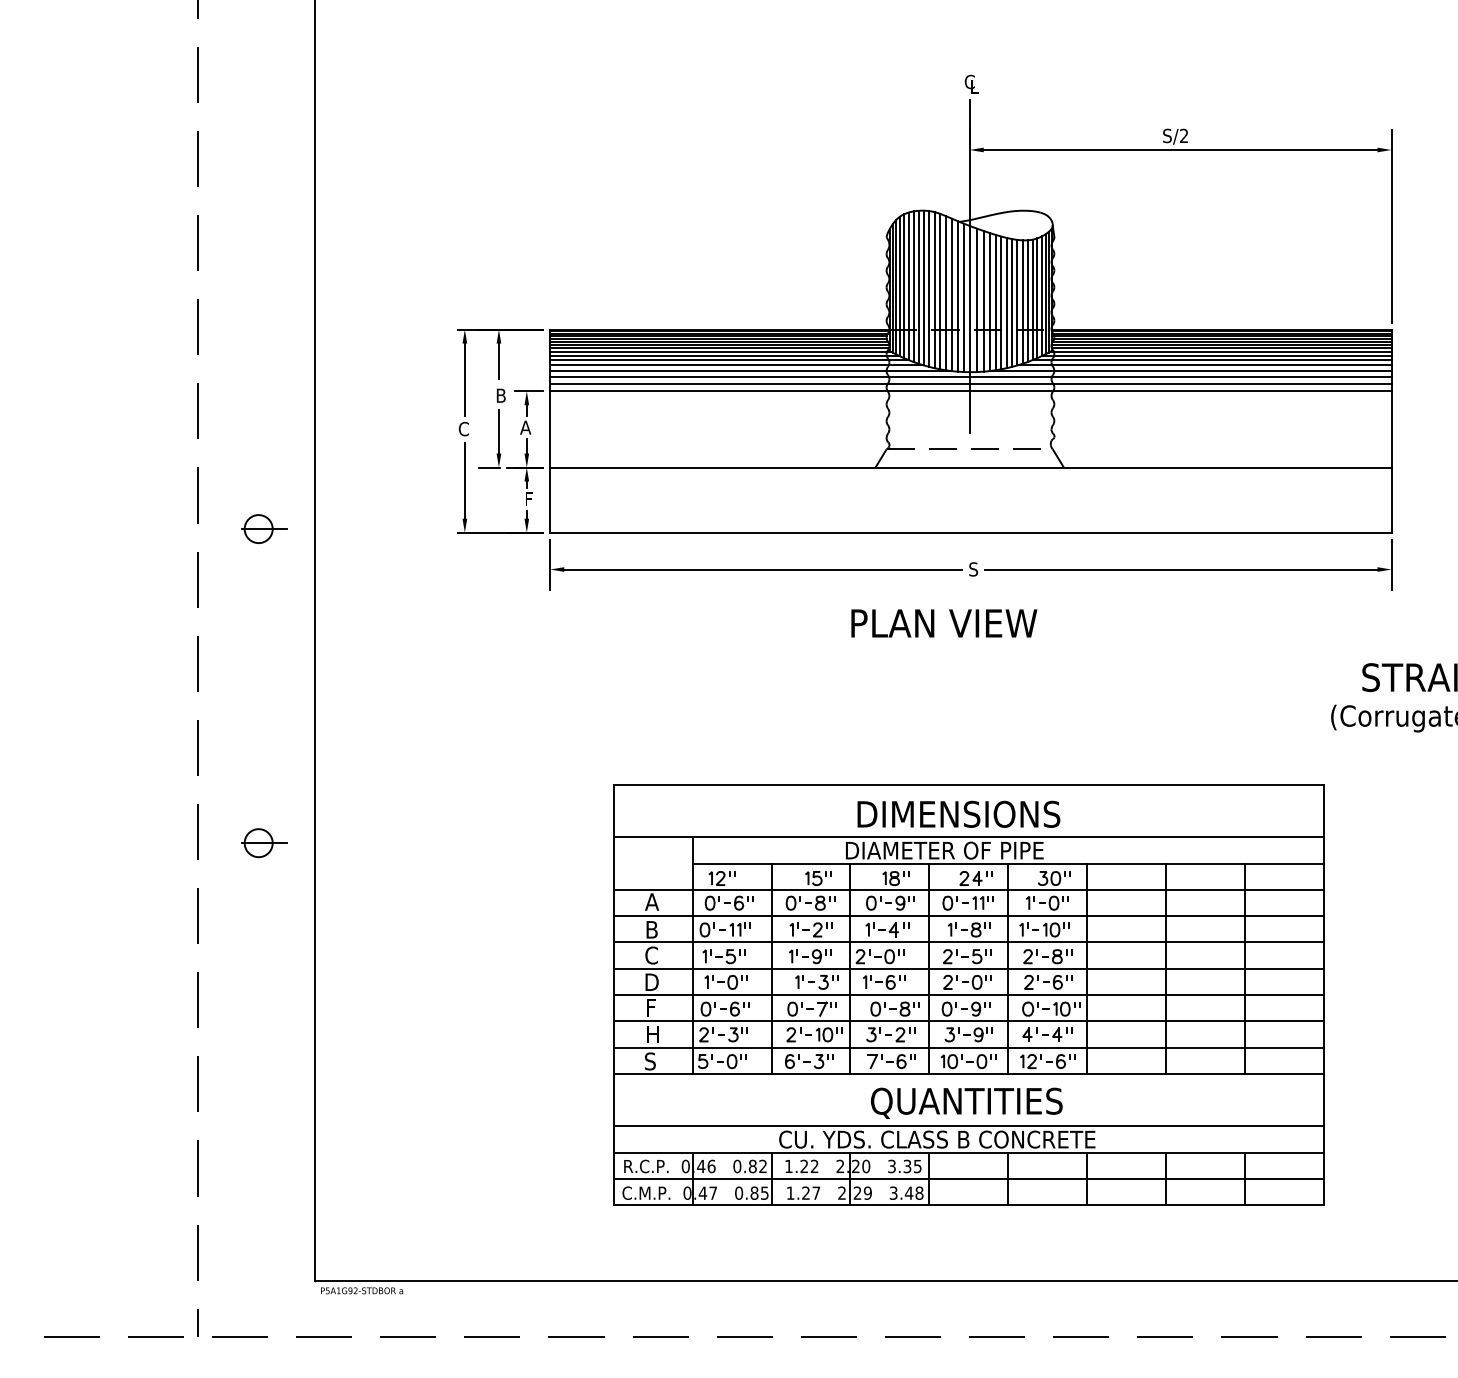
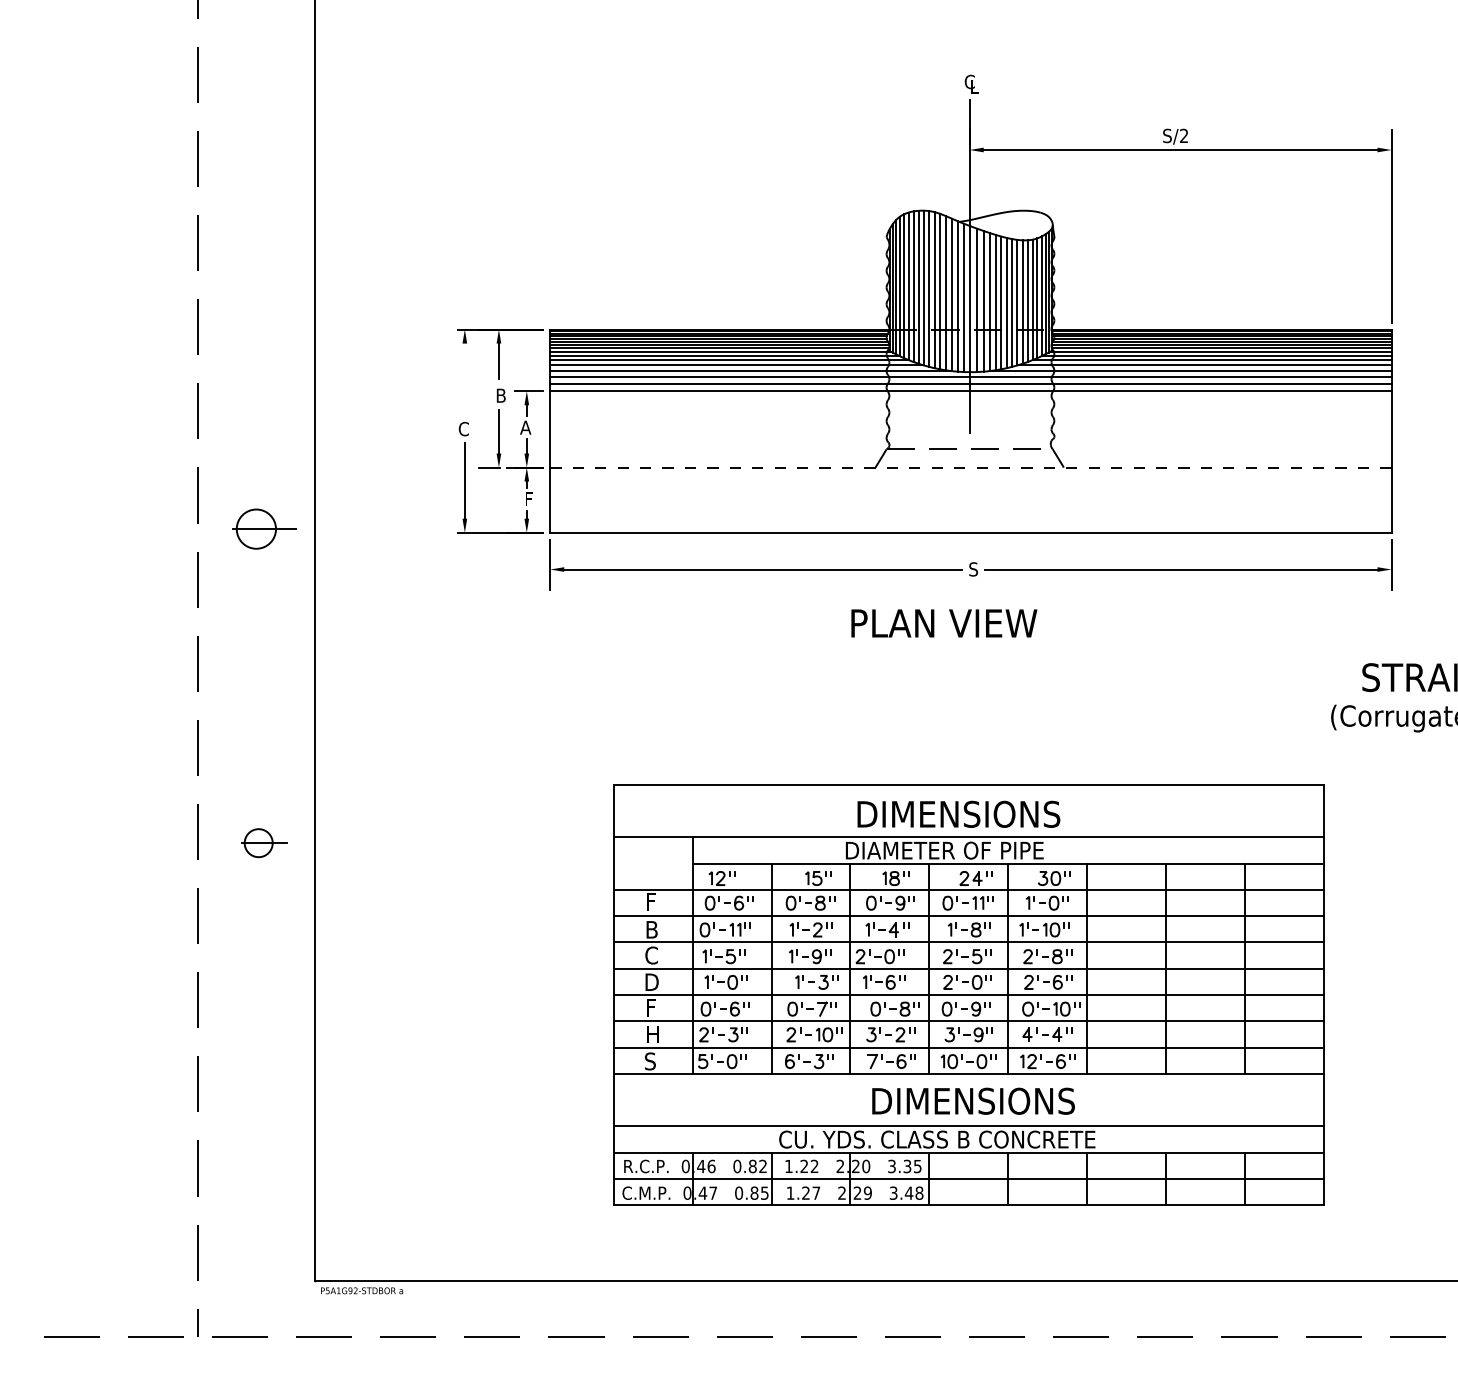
line: present -> none (464, 379)
line: solid -> dashed (970, 467)
part size: 47x30 px -> 65x42 px (264, 528)
text: A -> F (652, 901)
text: QUANTITIES -> DIMENSIONS (972, 1102)
